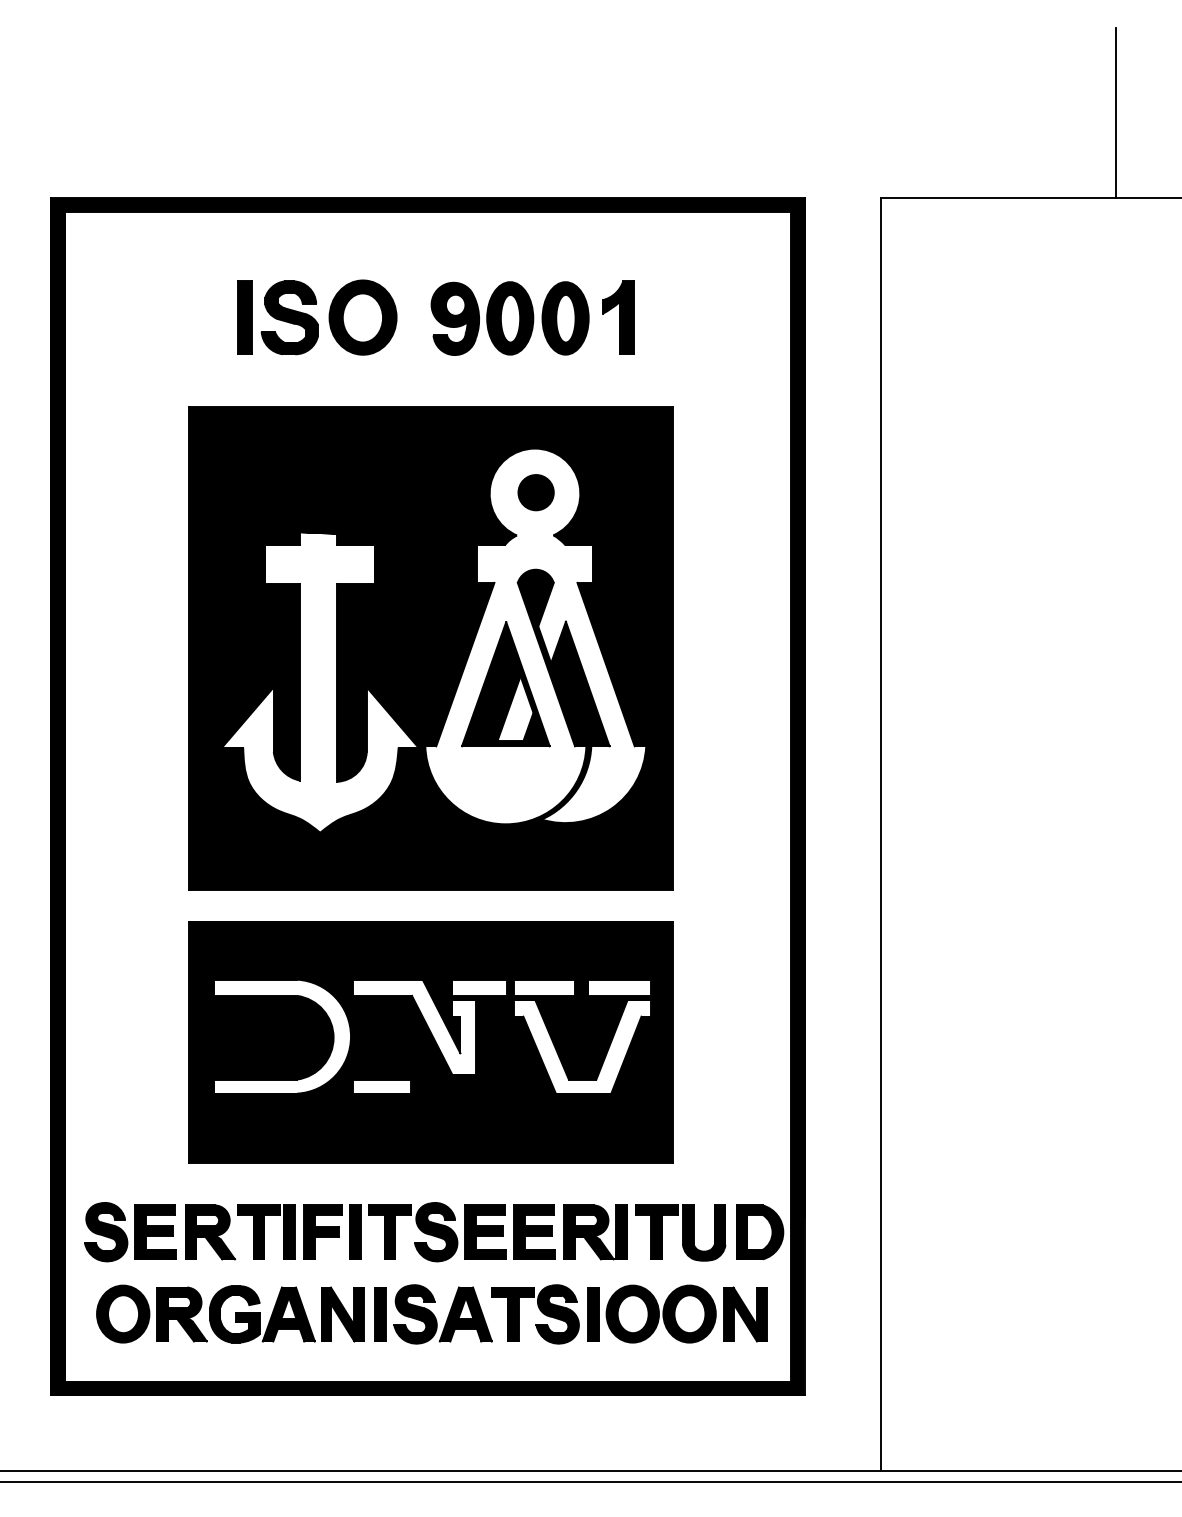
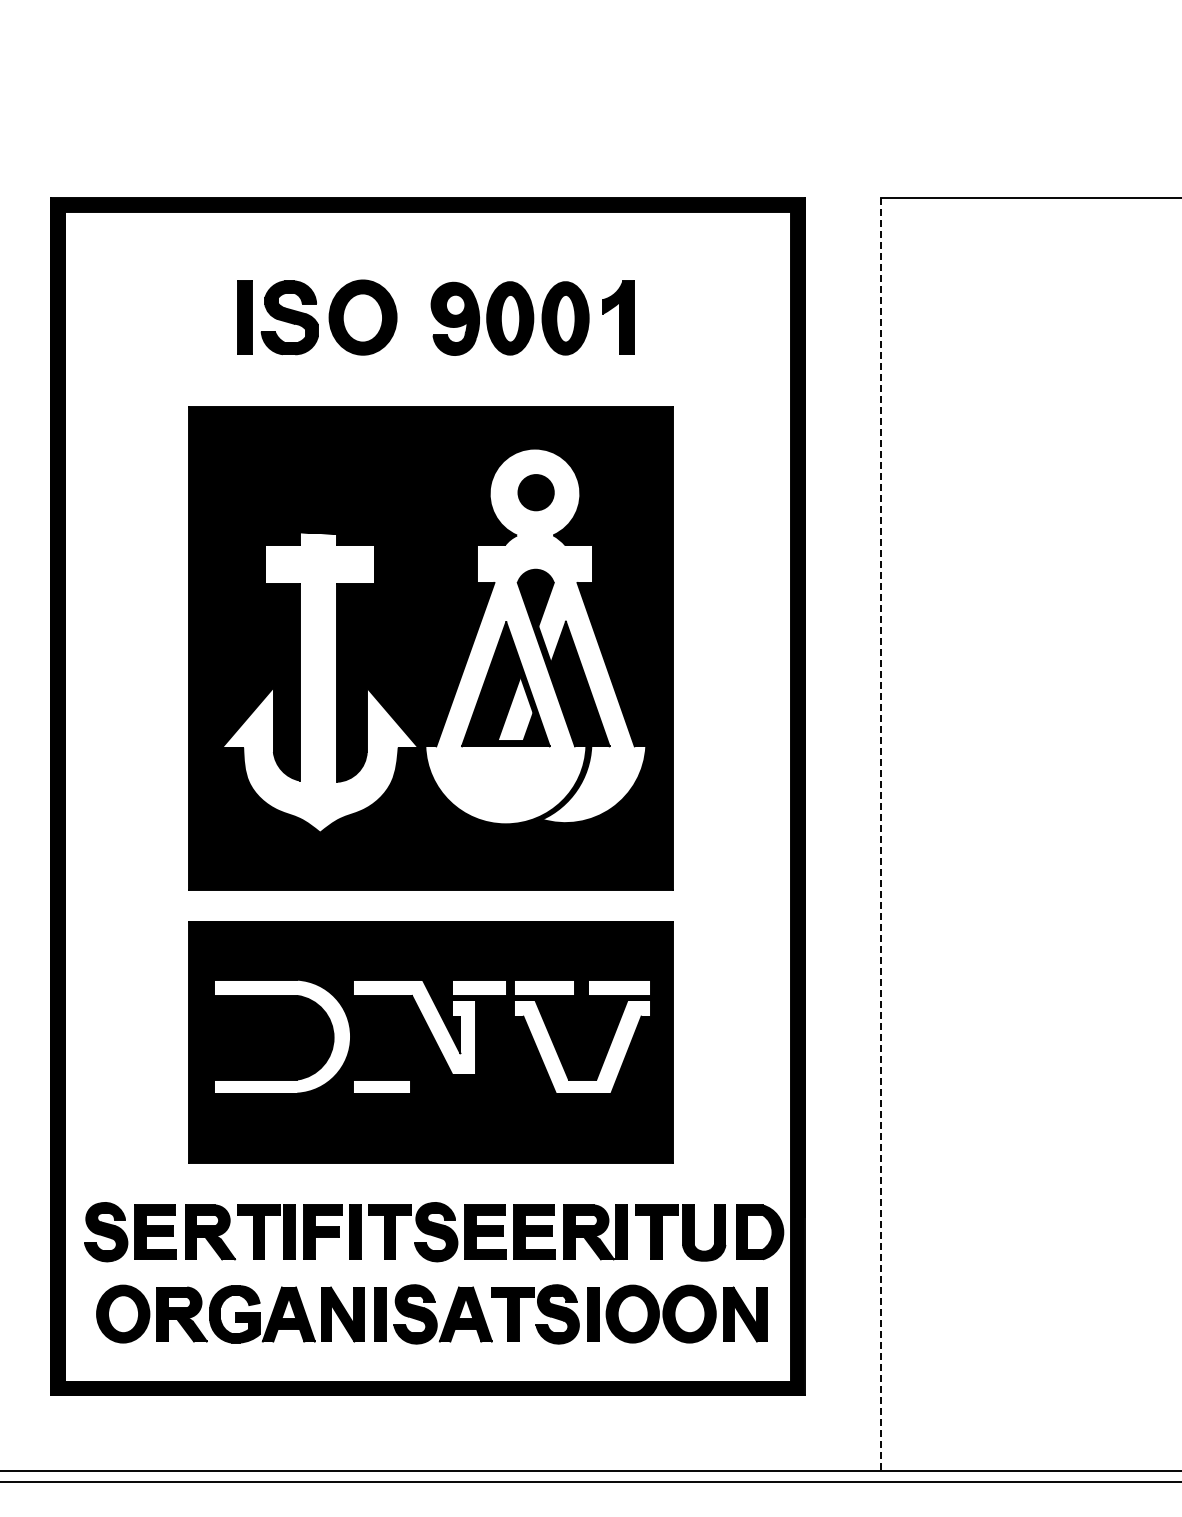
line: present -> none (1116, 112)
line: solid -> dashed (881, 834)
